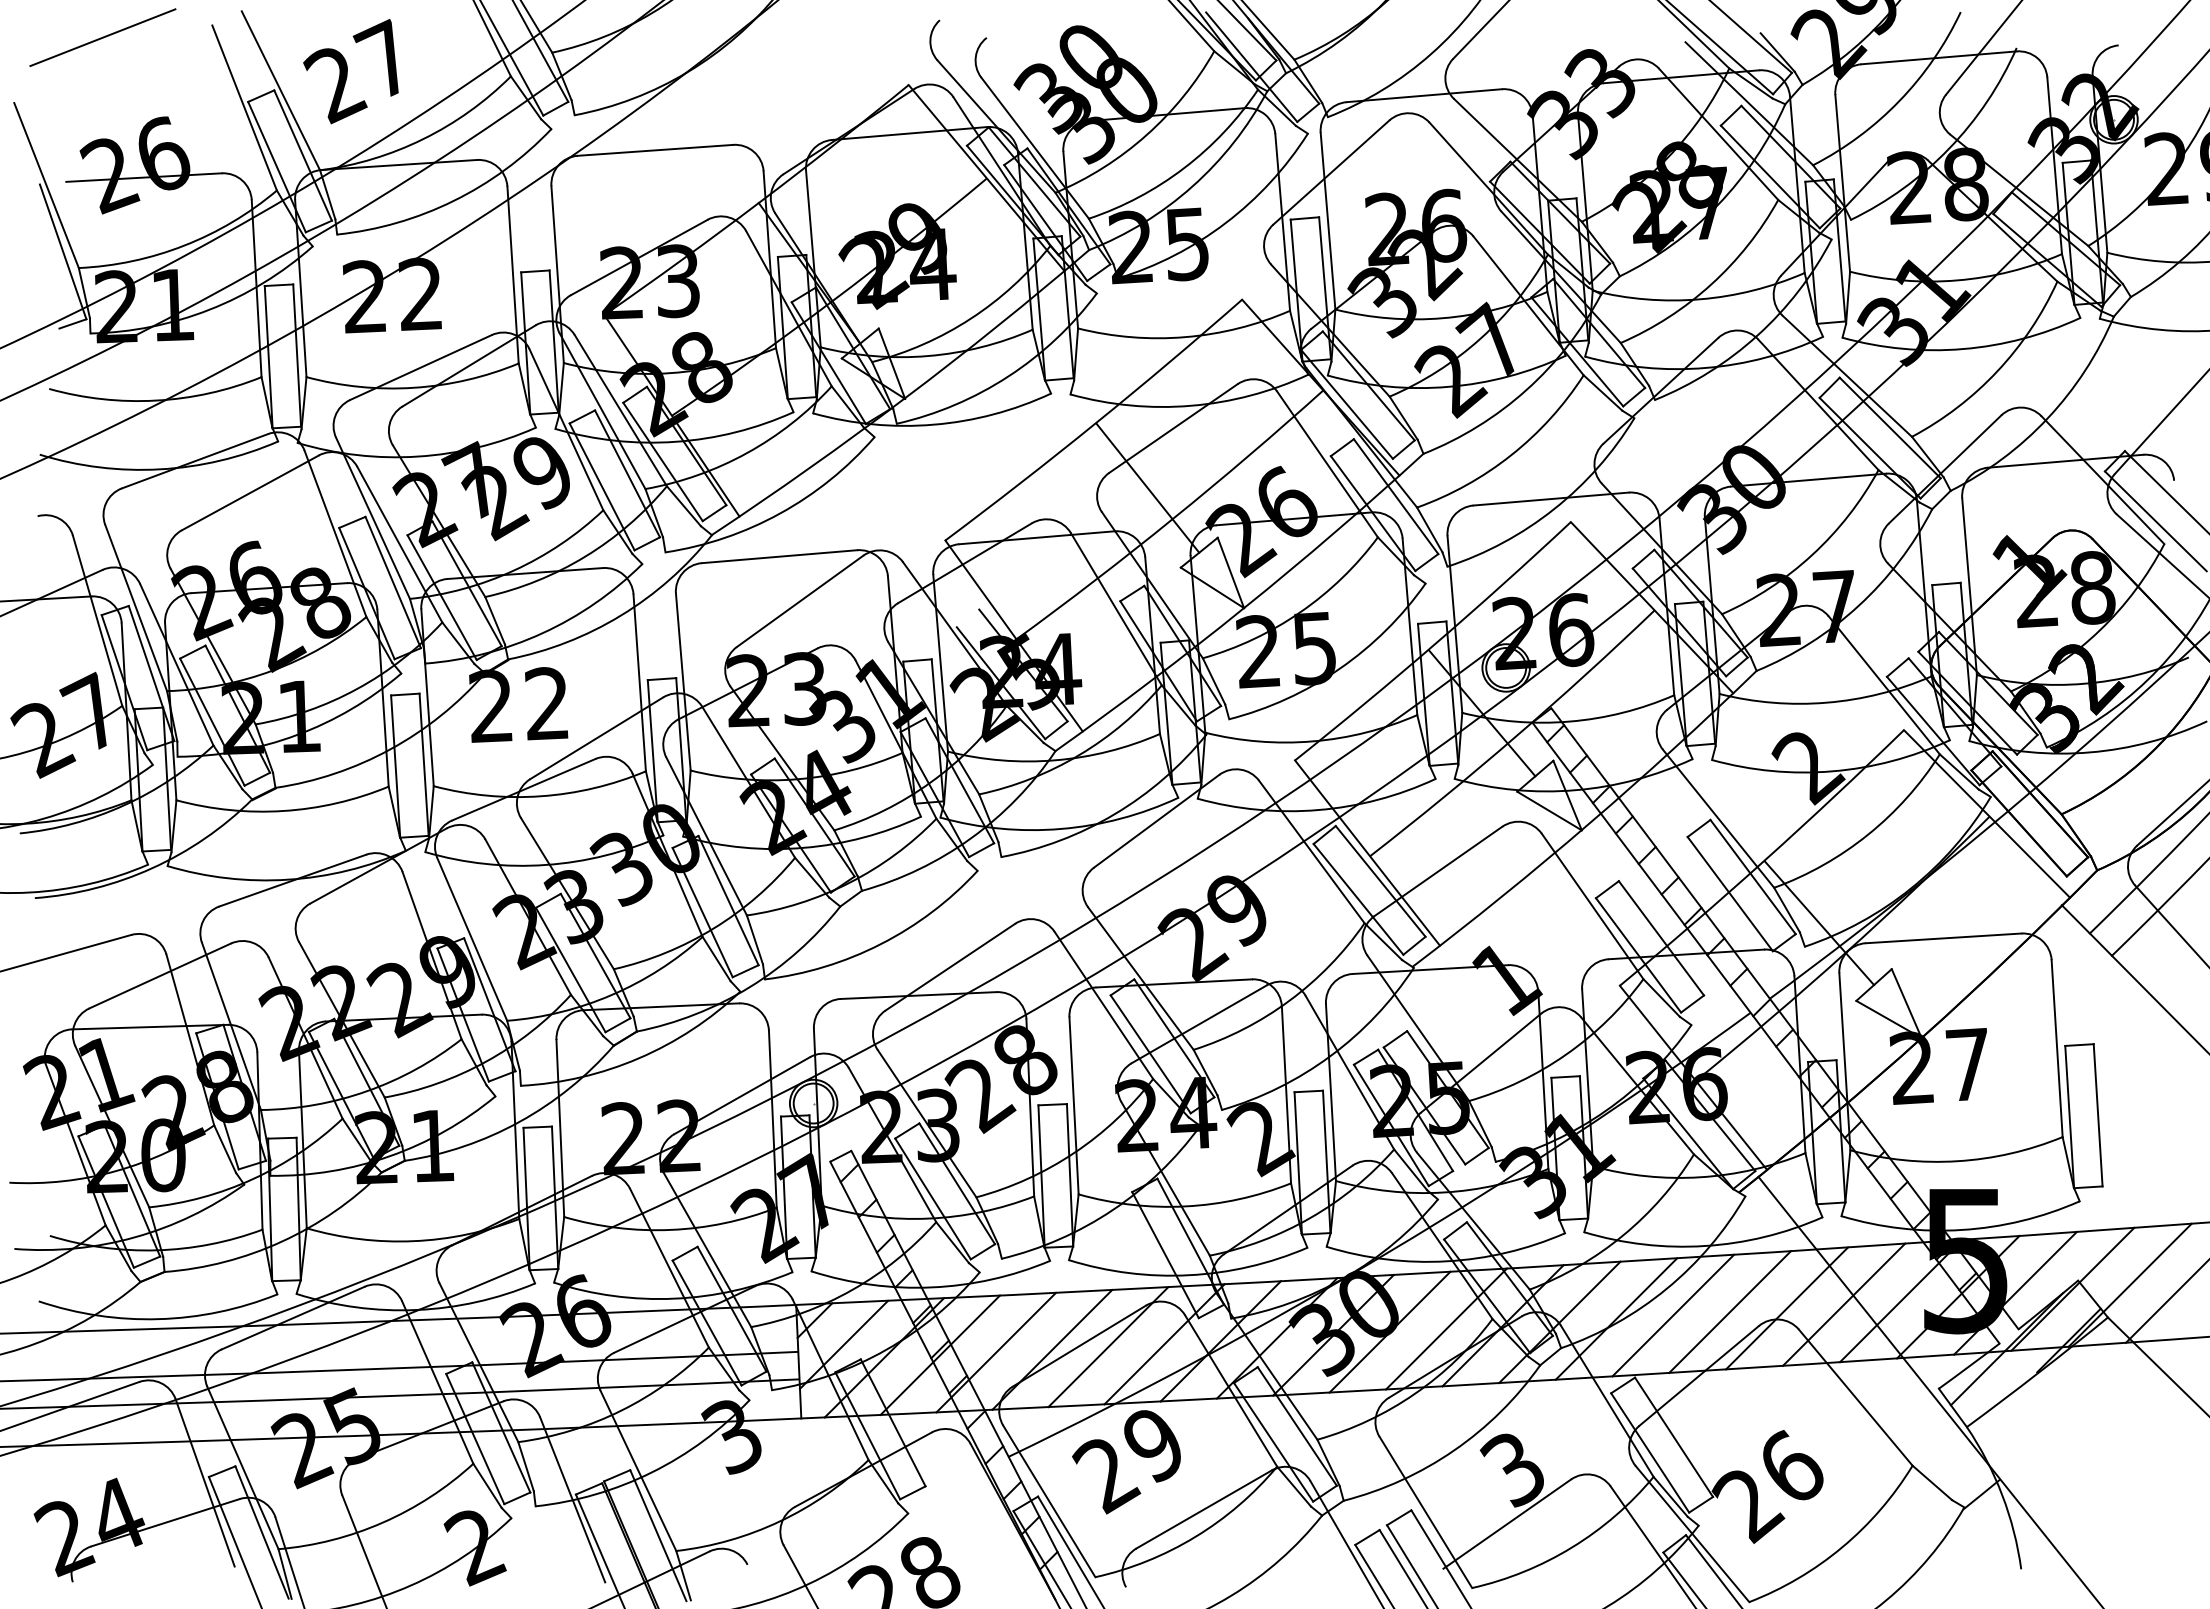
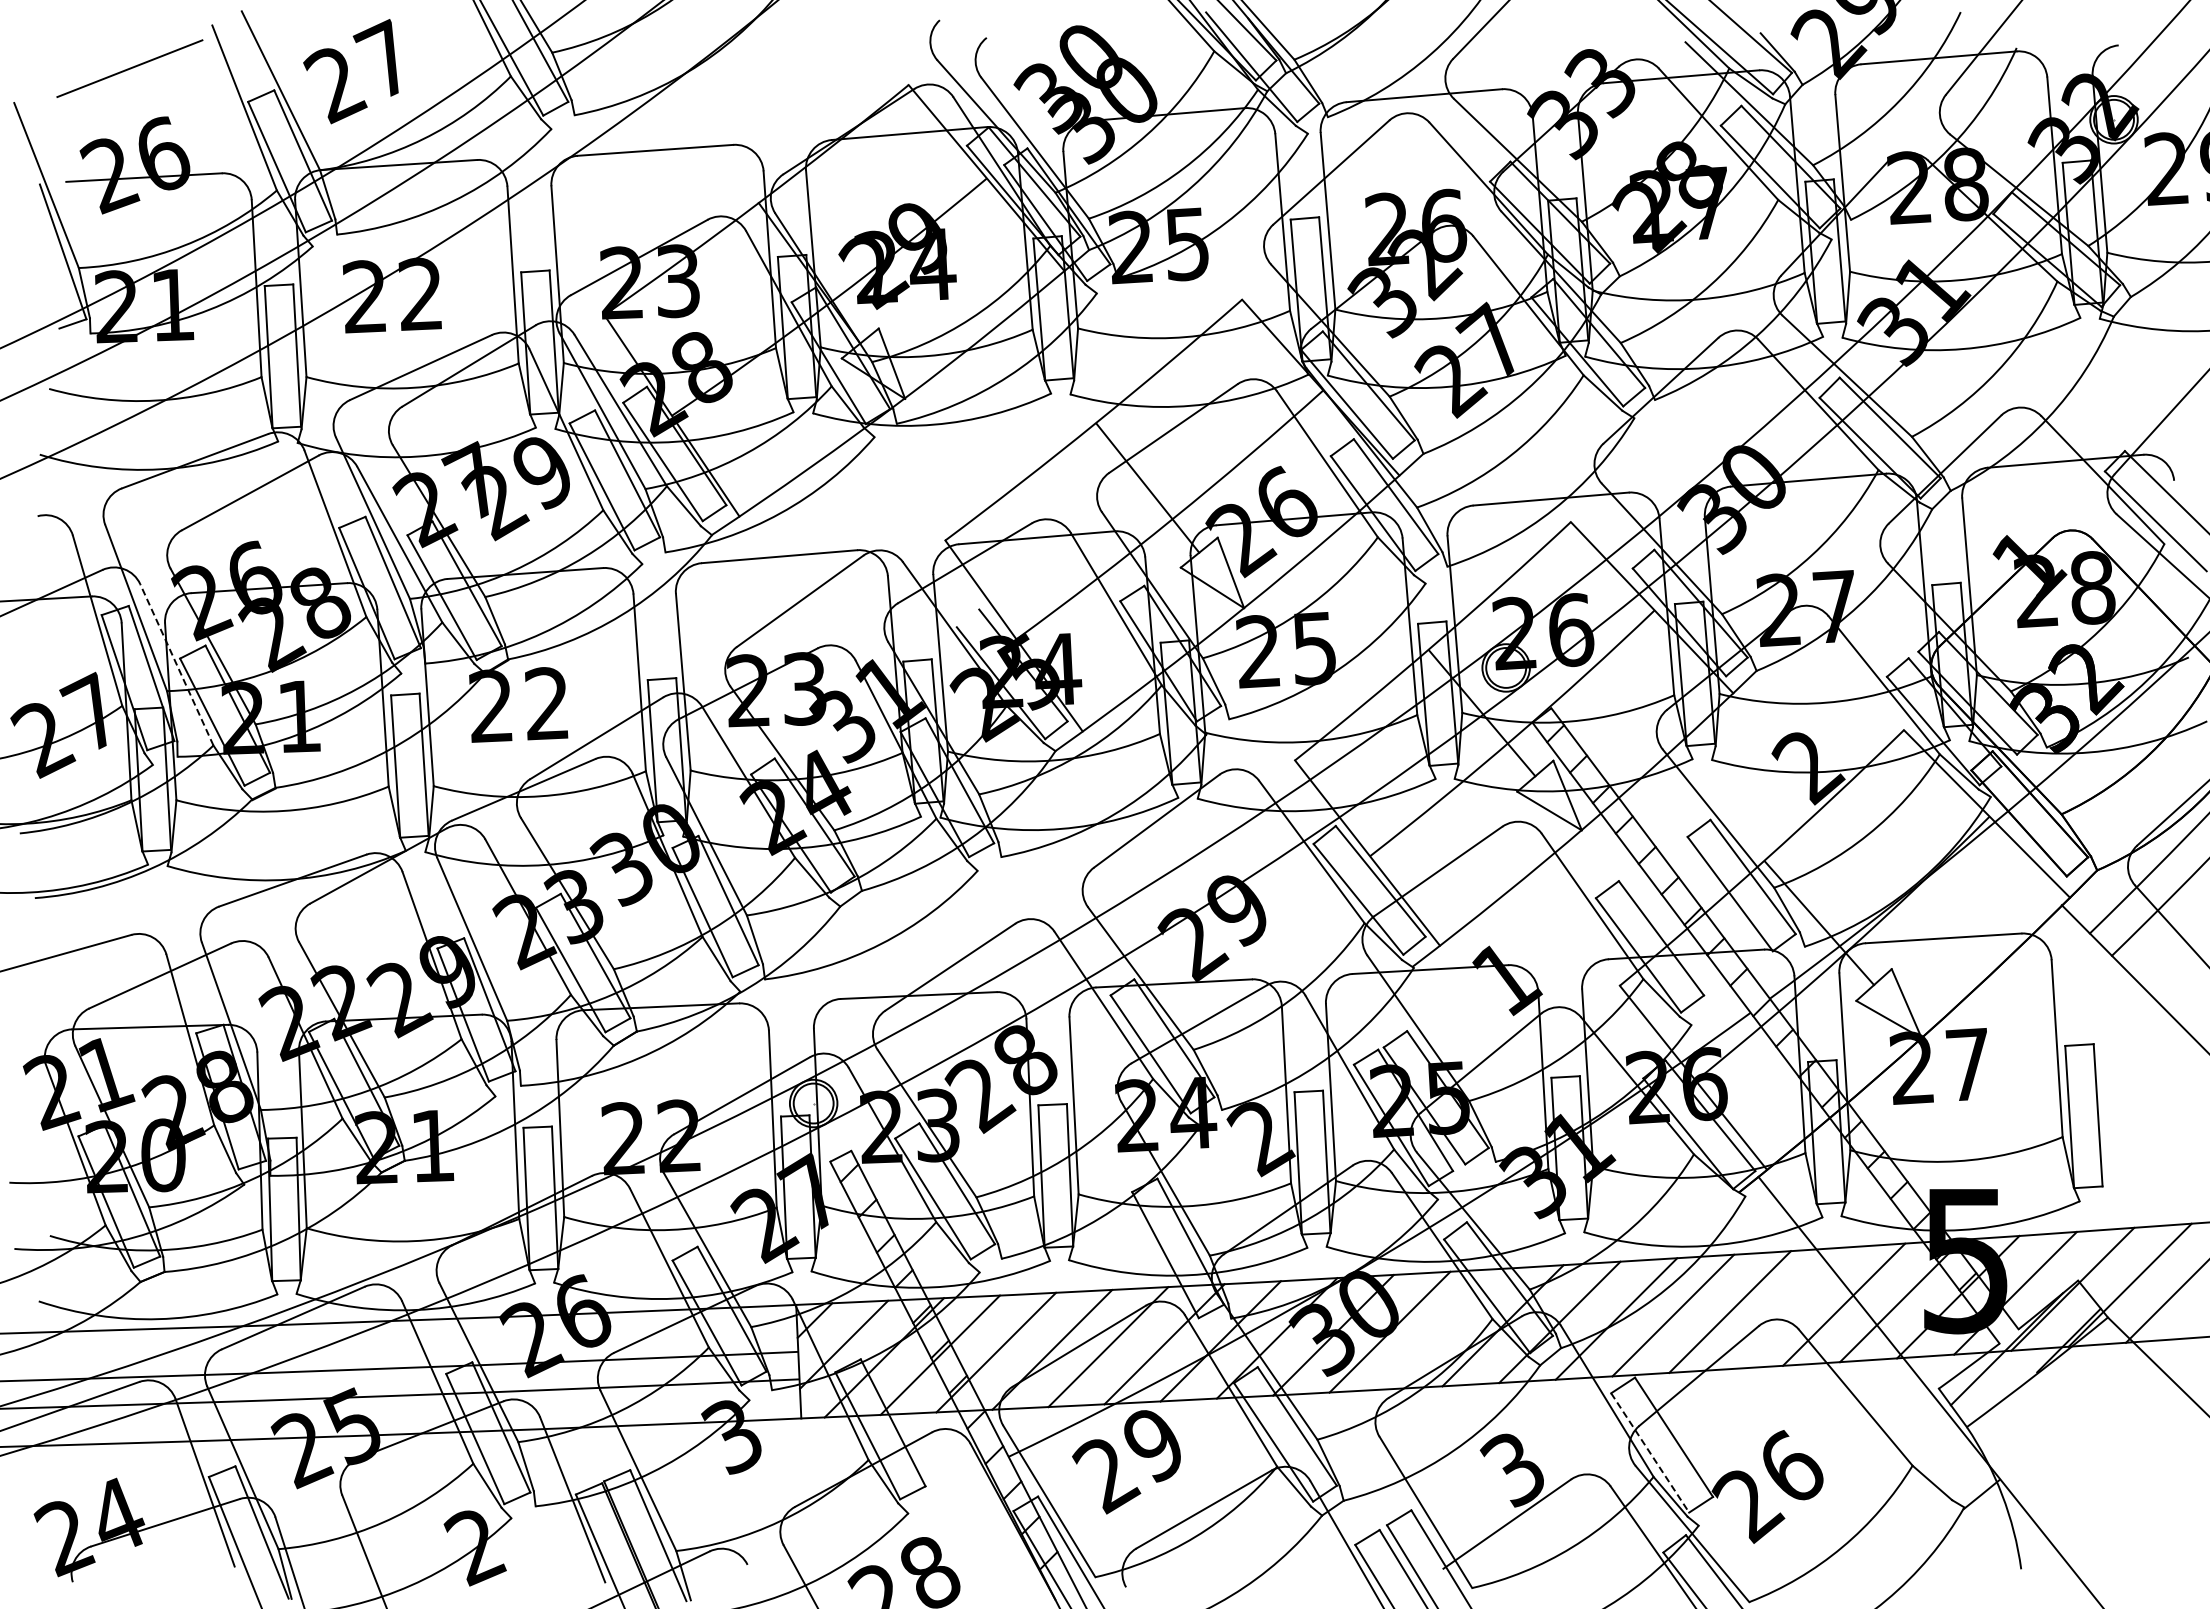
line position: (102, 37) -> (129, 68) (129, 68)
line: solid -> dashed (176, 664)
line: present -> none (1787, 1308)
line: present -> none (1446, 1328)
line: solid -> dashed (1650, 1453)
